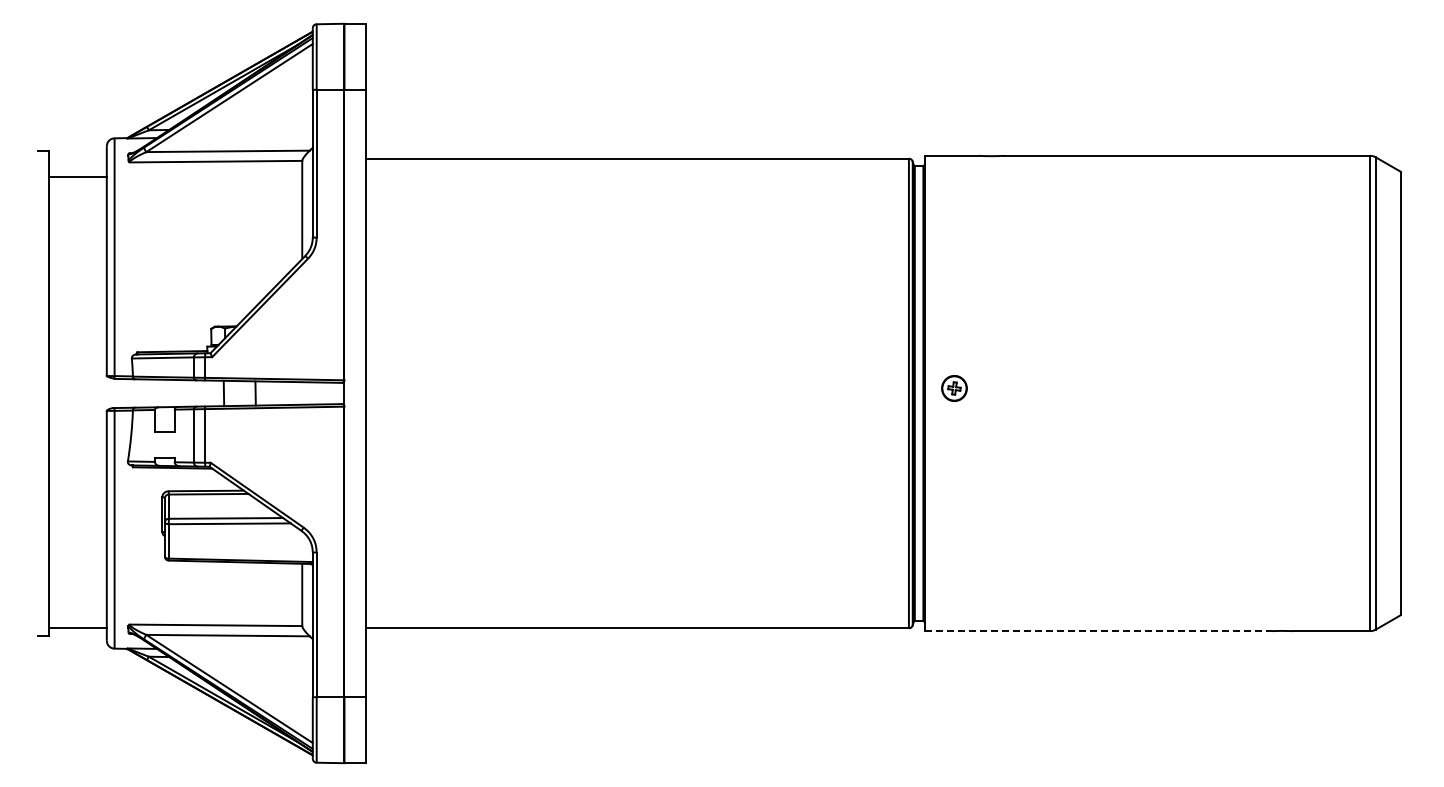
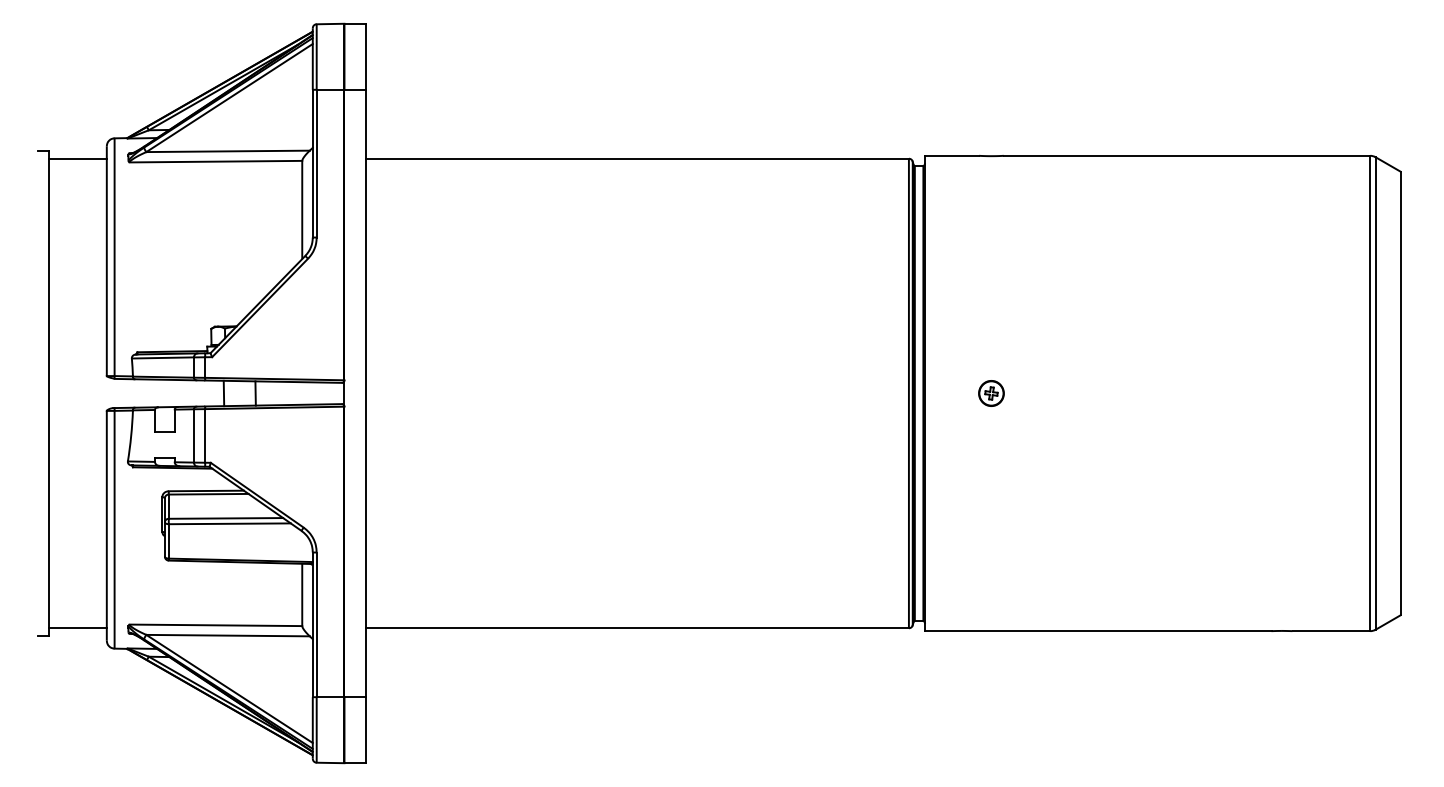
line position: (77, 176) -> (77, 158) (77, 158)
part position: (954, 388) -> (991, 393) (991, 393)
line: dashed -> solid (1098, 631)
